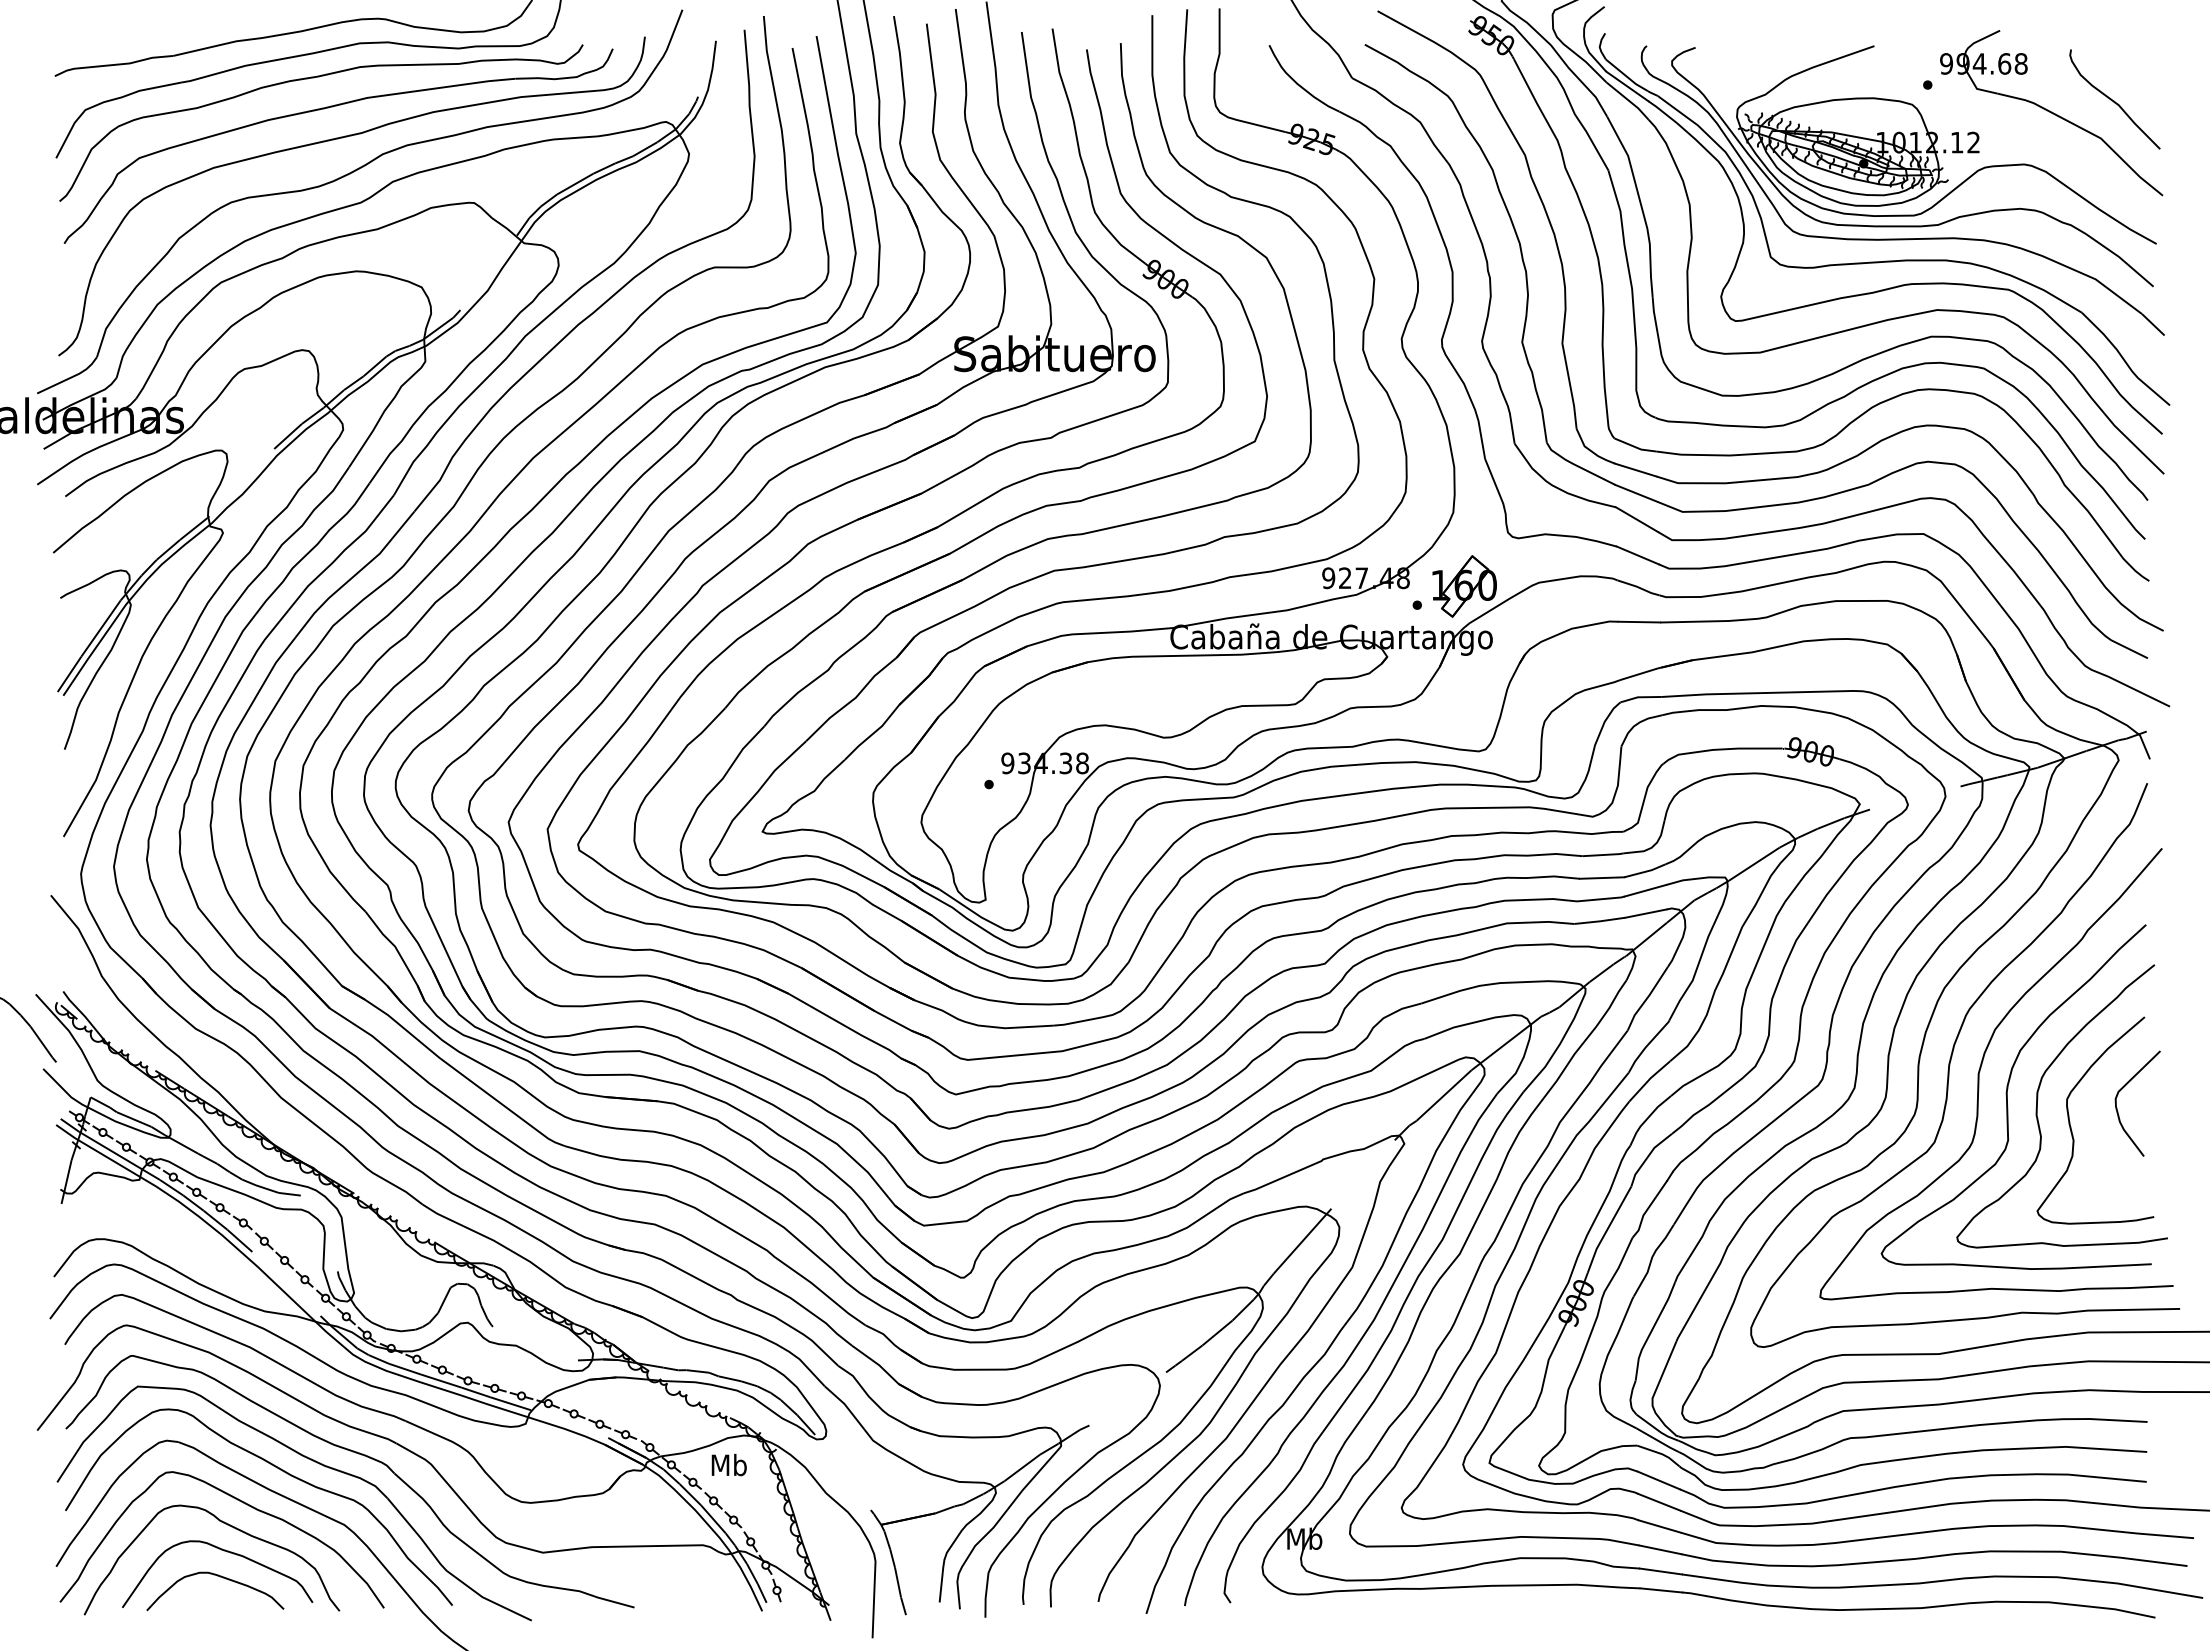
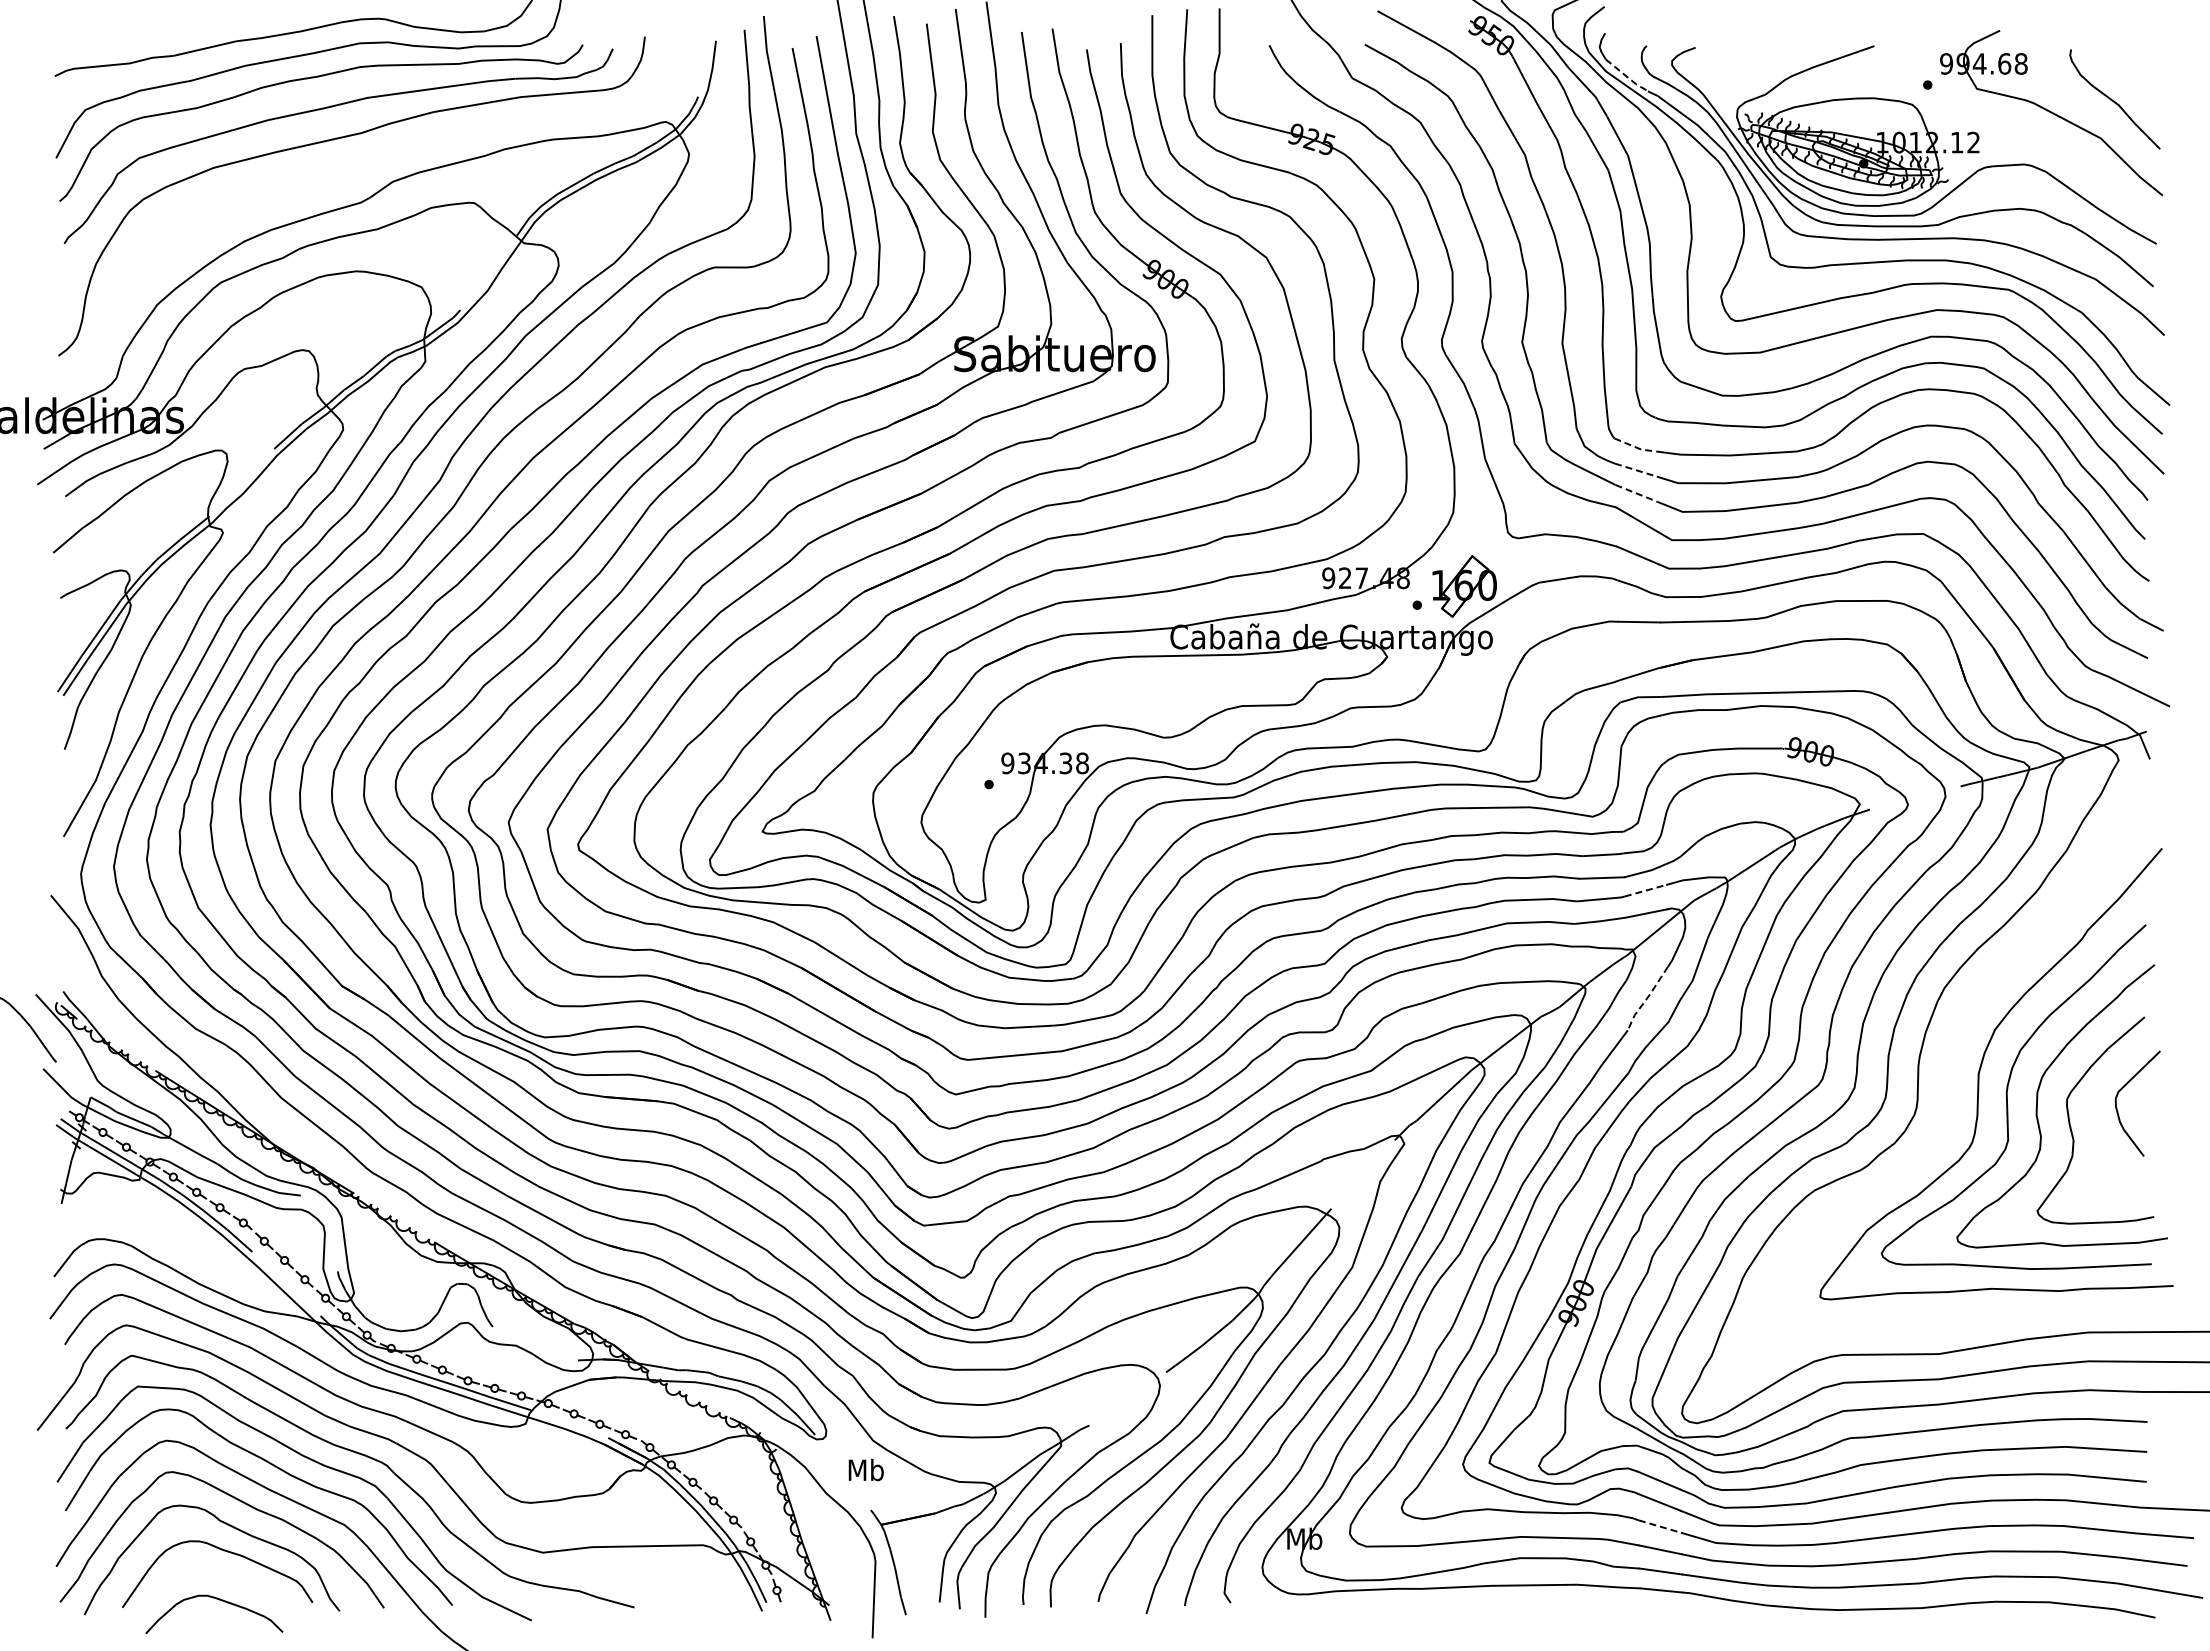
line: solid -> dashed (1626, 76)
part: present -> none (348, 175)
line: solid -> dashed (1635, 447)
line: solid -> dashed (1635, 470)
line: solid -> dashed (1636, 493)
line: solid -> dashed (1645, 890)
line: solid -> dashed (1647, 998)
curve: present -> none (1951, 1060)
text position: (728, 1464) -> (865, 1469) (865, 1469)
line: solid -> dashed (1659, 1526)
curve position: (222, 1578) -> (221, 1601) (221, 1601)
